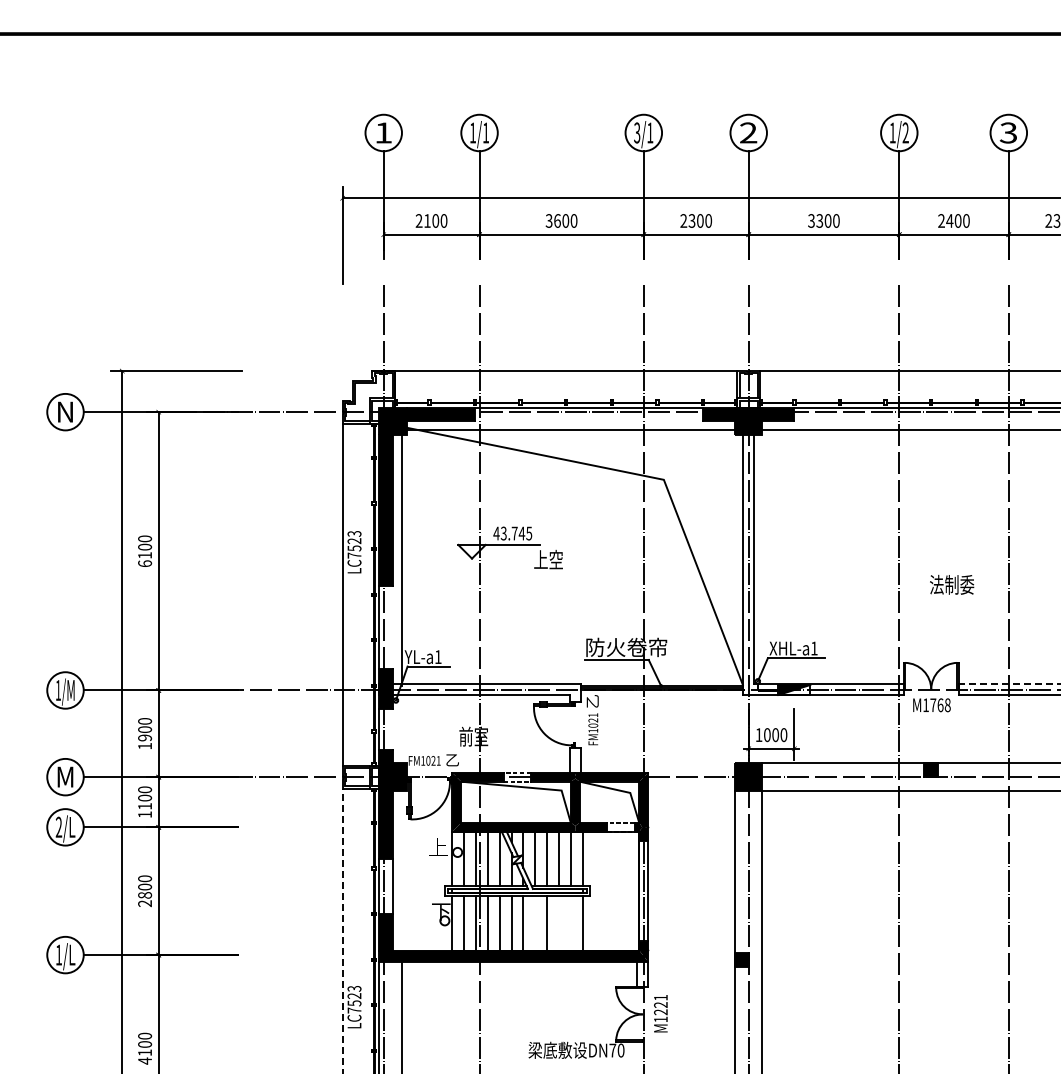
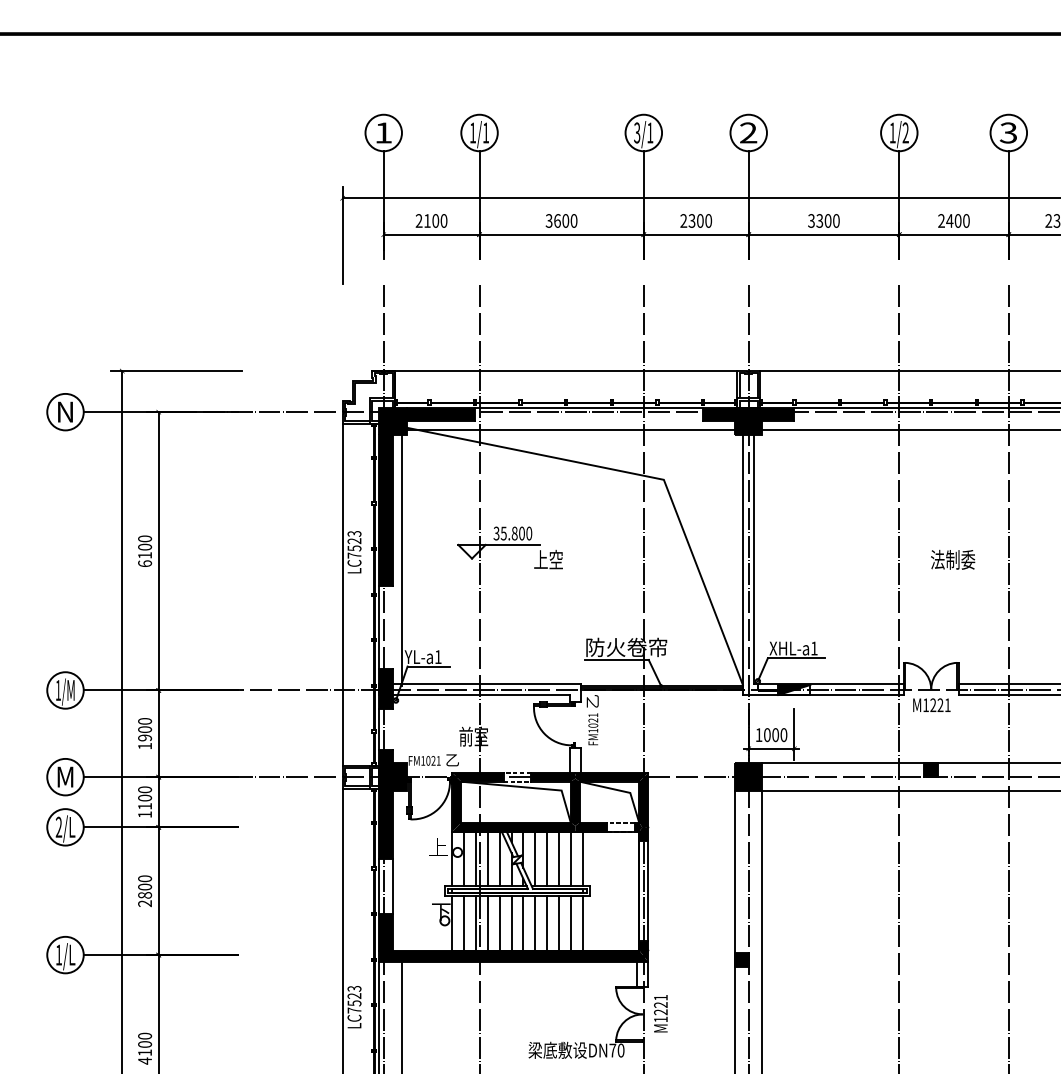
text: 43.745 -> 35.800 (512, 533)
text position: (952, 584) -> (953, 559) (953, 559)
line: dashed -> solid (1009, 684)
text: M1768 -> M1221 (940, 705)
line: none -> present (535, 923)
line: none -> present (558, 923)
line: none -> present (570, 923)
line: dashed -> solid (342, 931)
